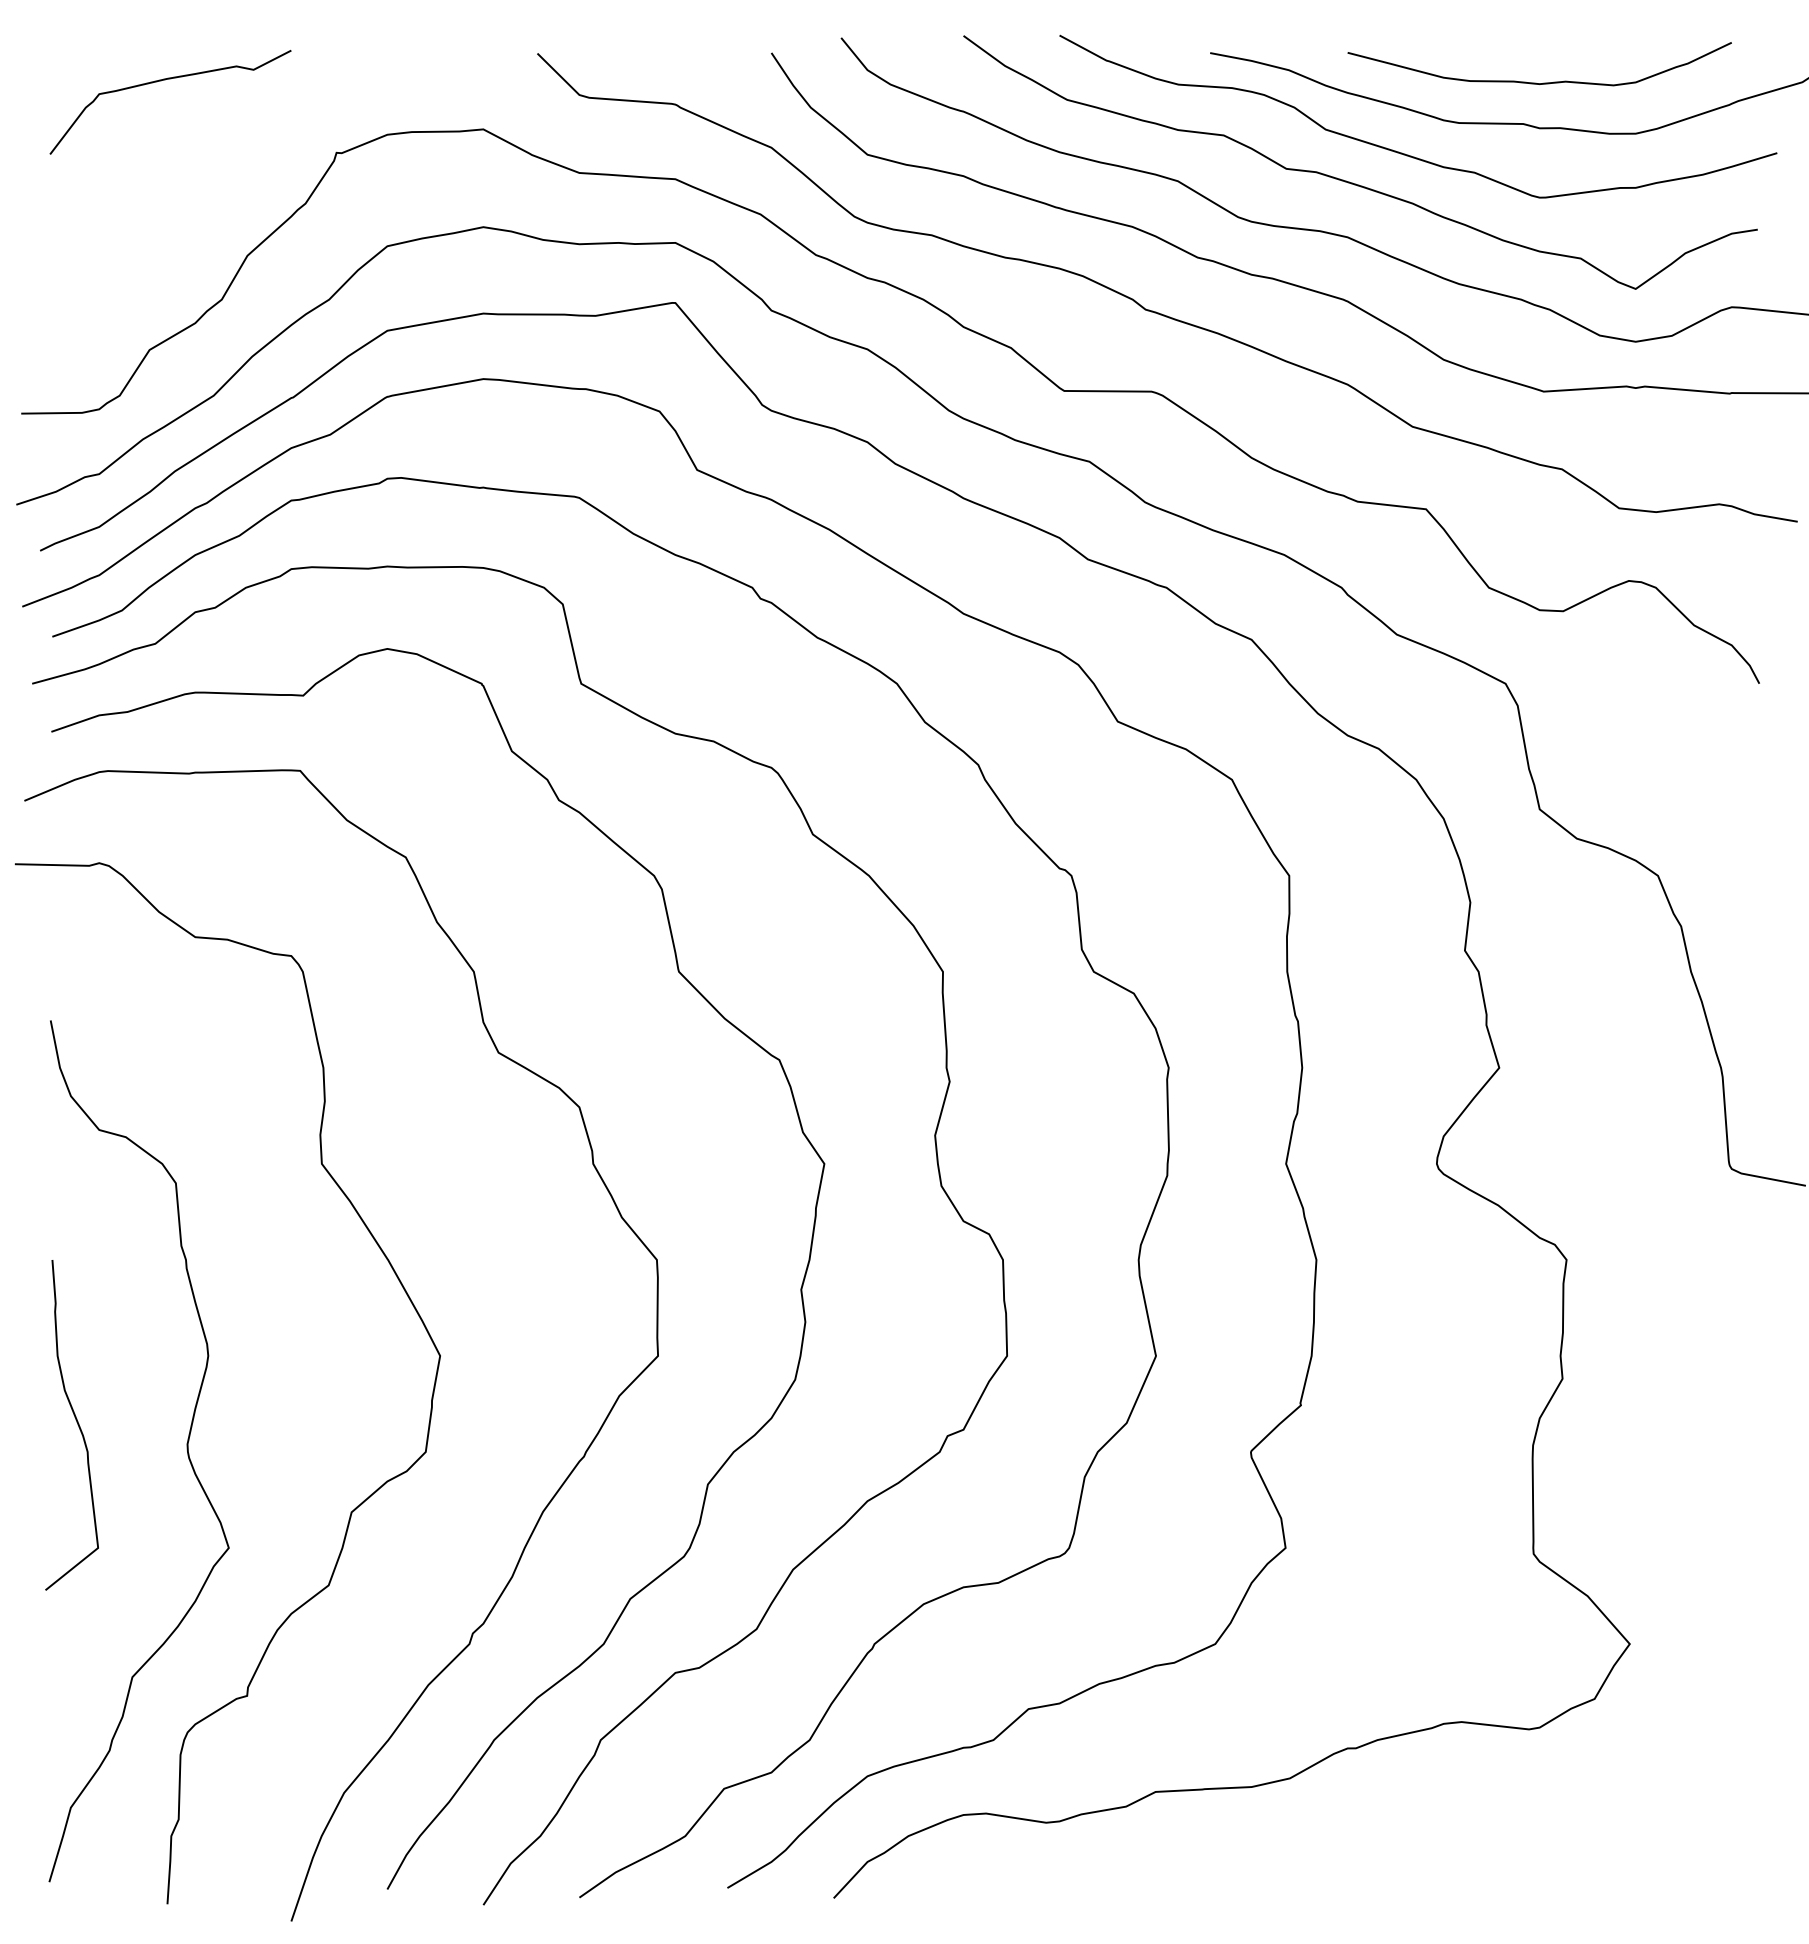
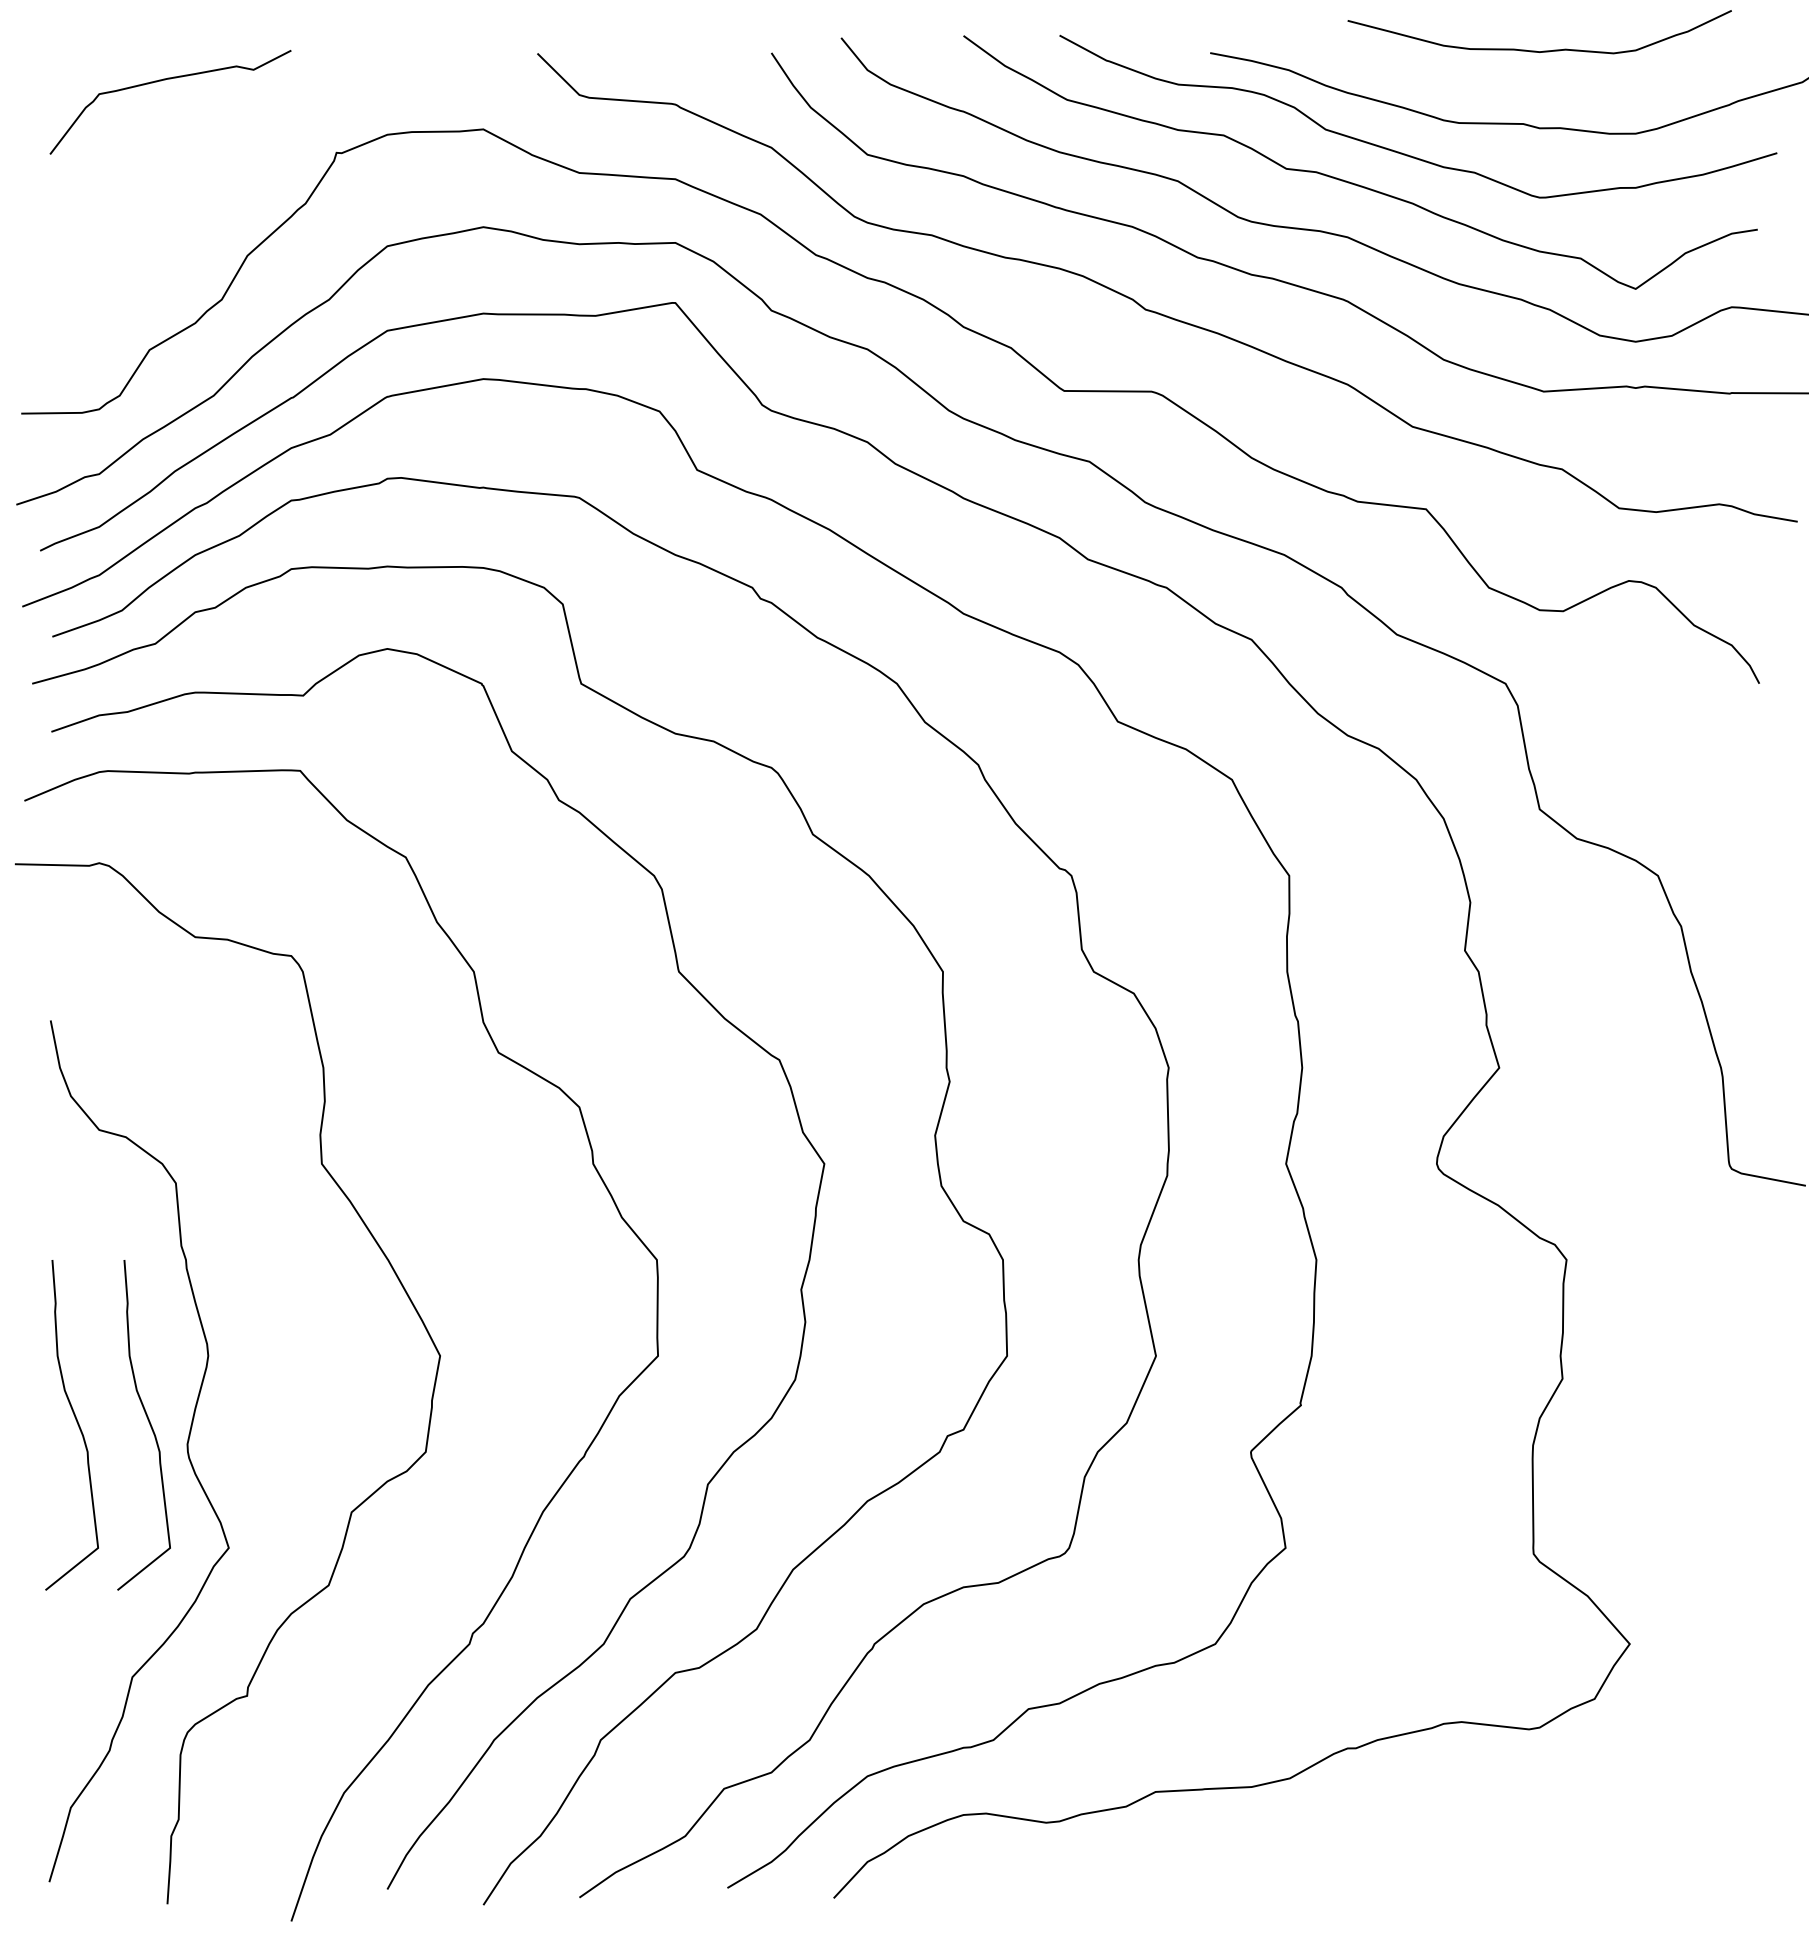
curve position: (1536, 82) -> (1536, 50) (1536, 50)
curve: none -> present (148, 1422)
